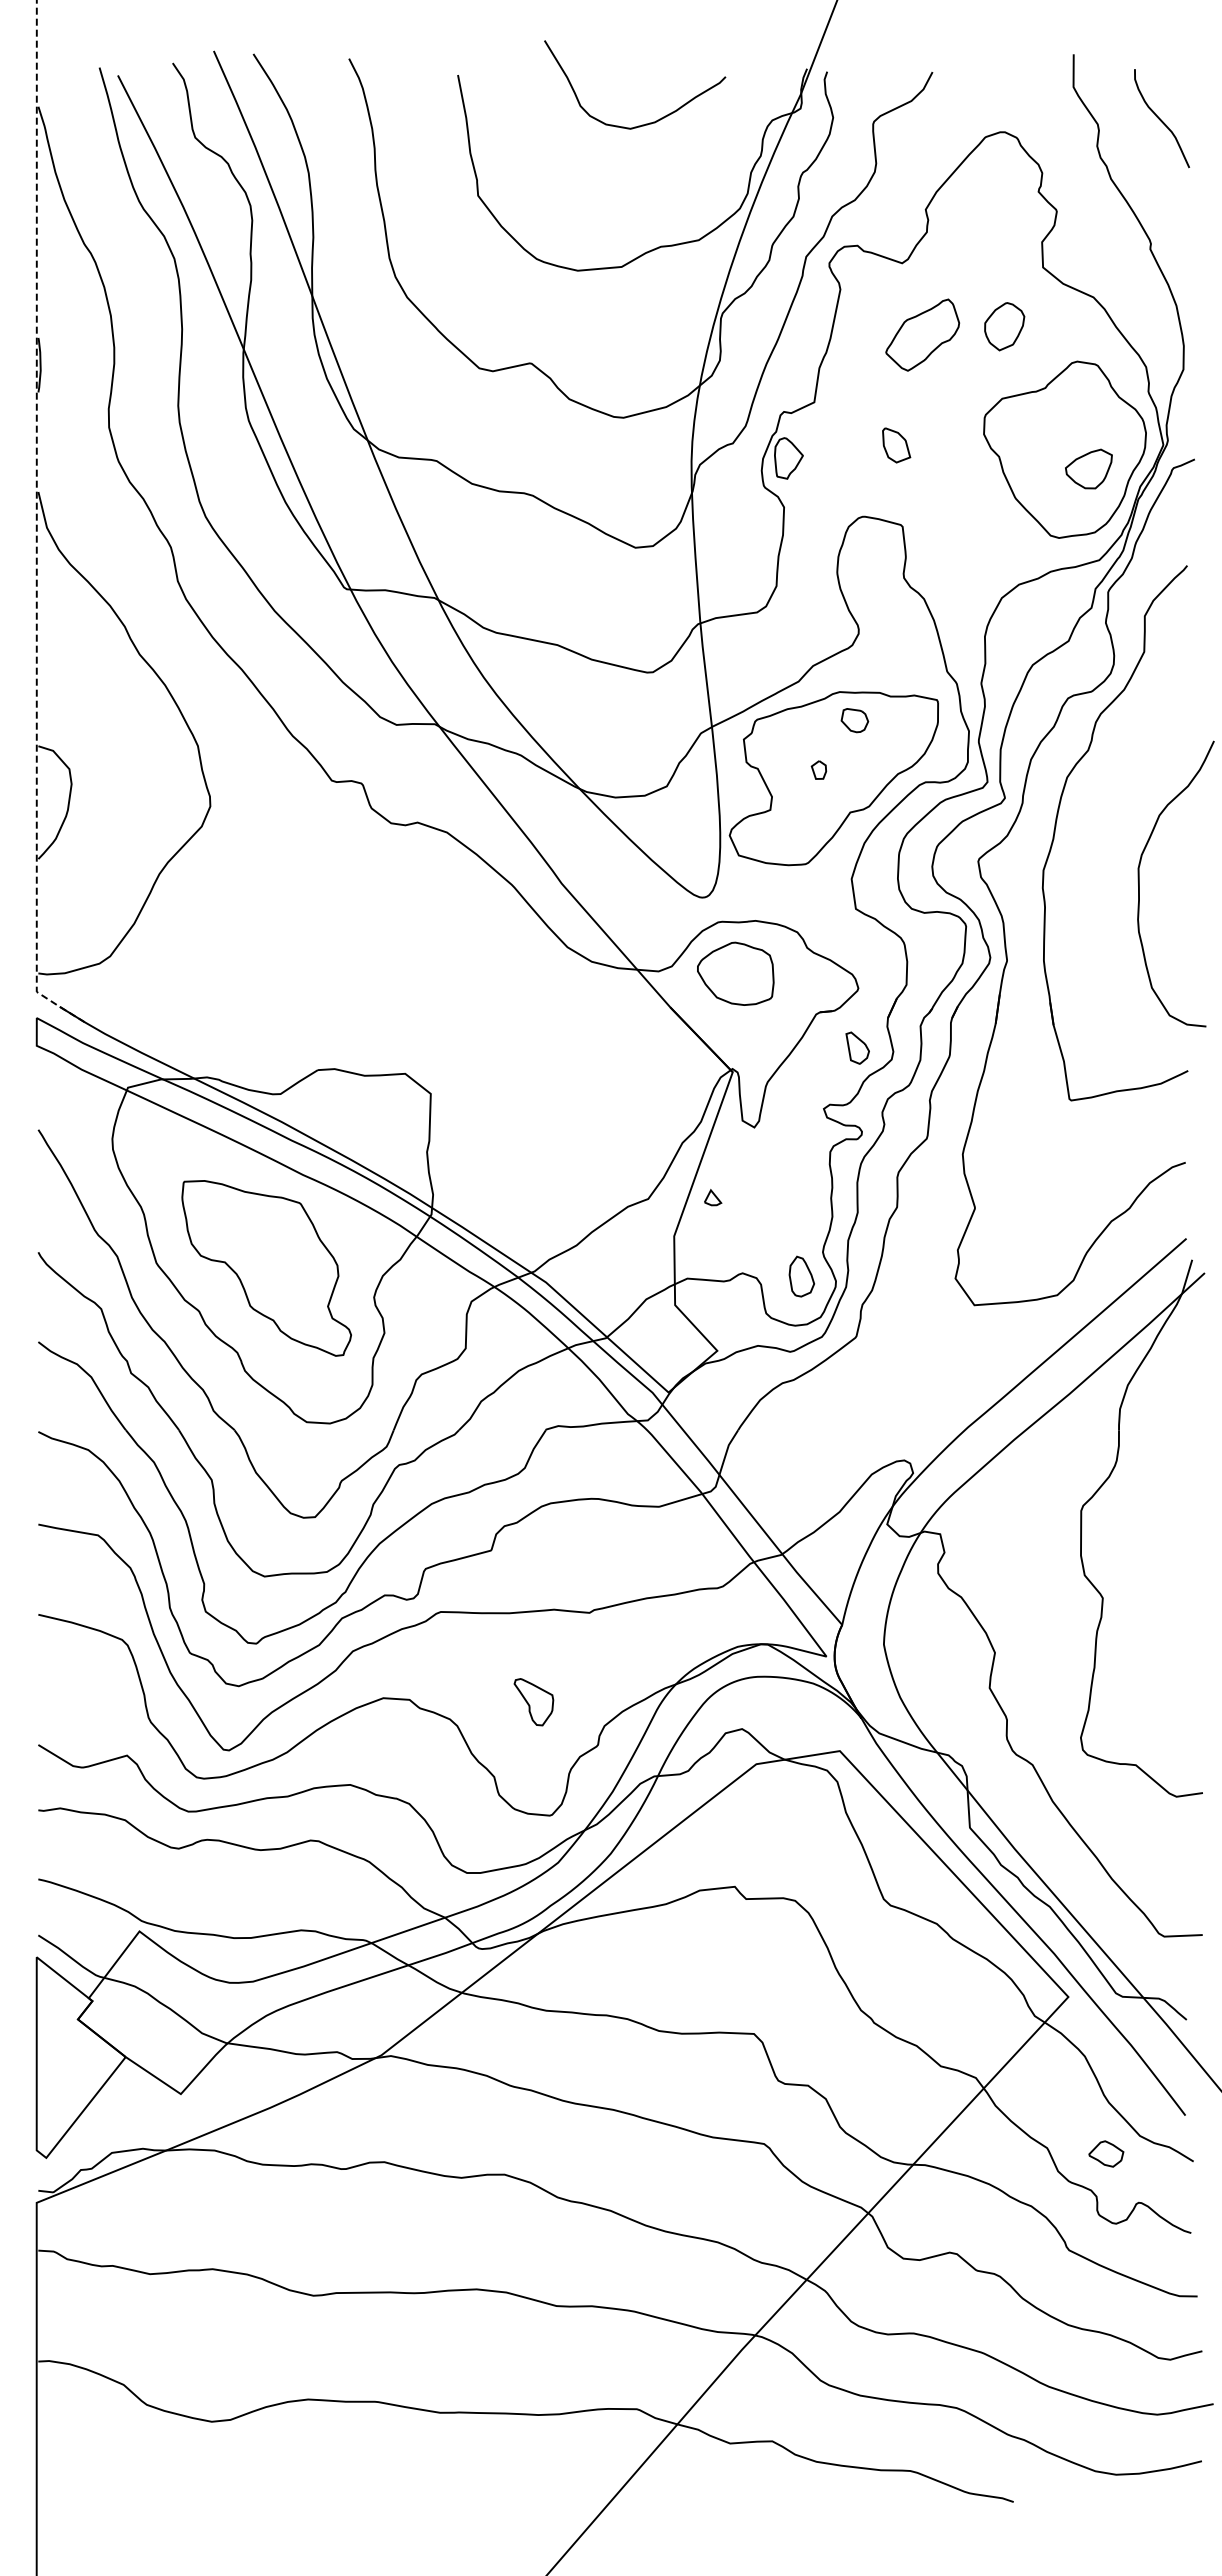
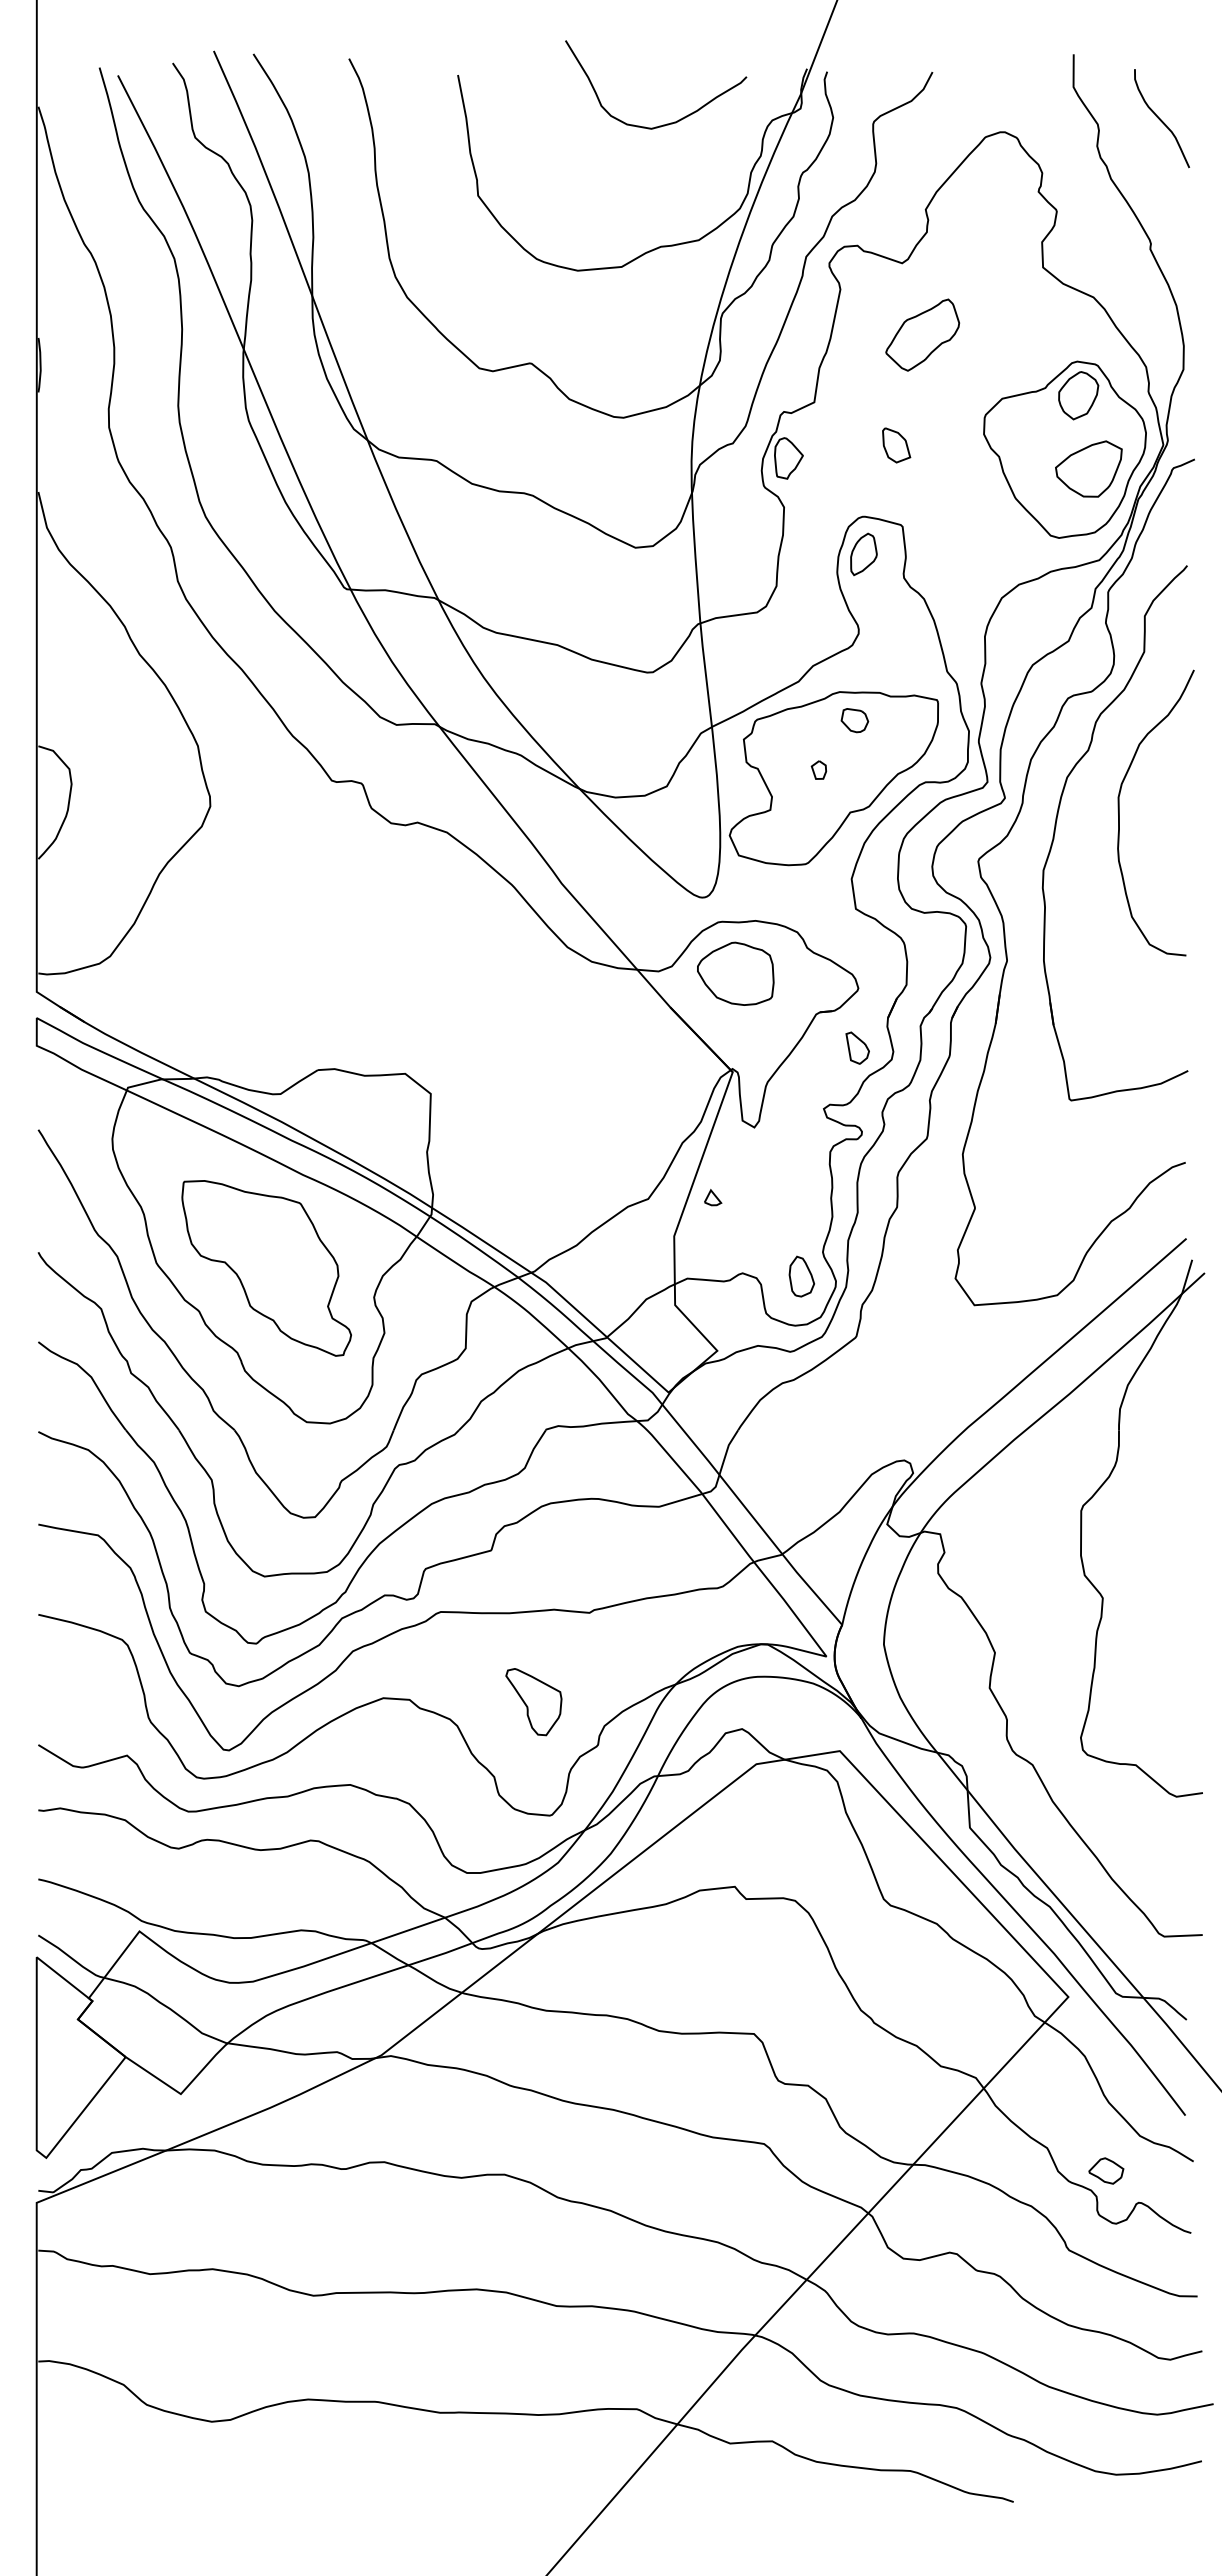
curve position: (645, 123) -> (666, 123) (666, 123)
part position: (1004, 326) -> (1078, 395) (1078, 395)
part size: 48x42 px -> 68x58 px (1088, 468)
line: dashed -> solid (36, 526)
part: none -> present (863, 553)
curve position: (1139, 883) -> (1119, 812) (1119, 812)
part size: 42x49 px -> 58x69 px (533, 1702)
part position: (1106, 2153) -> (1106, 2170) (1106, 2170)
